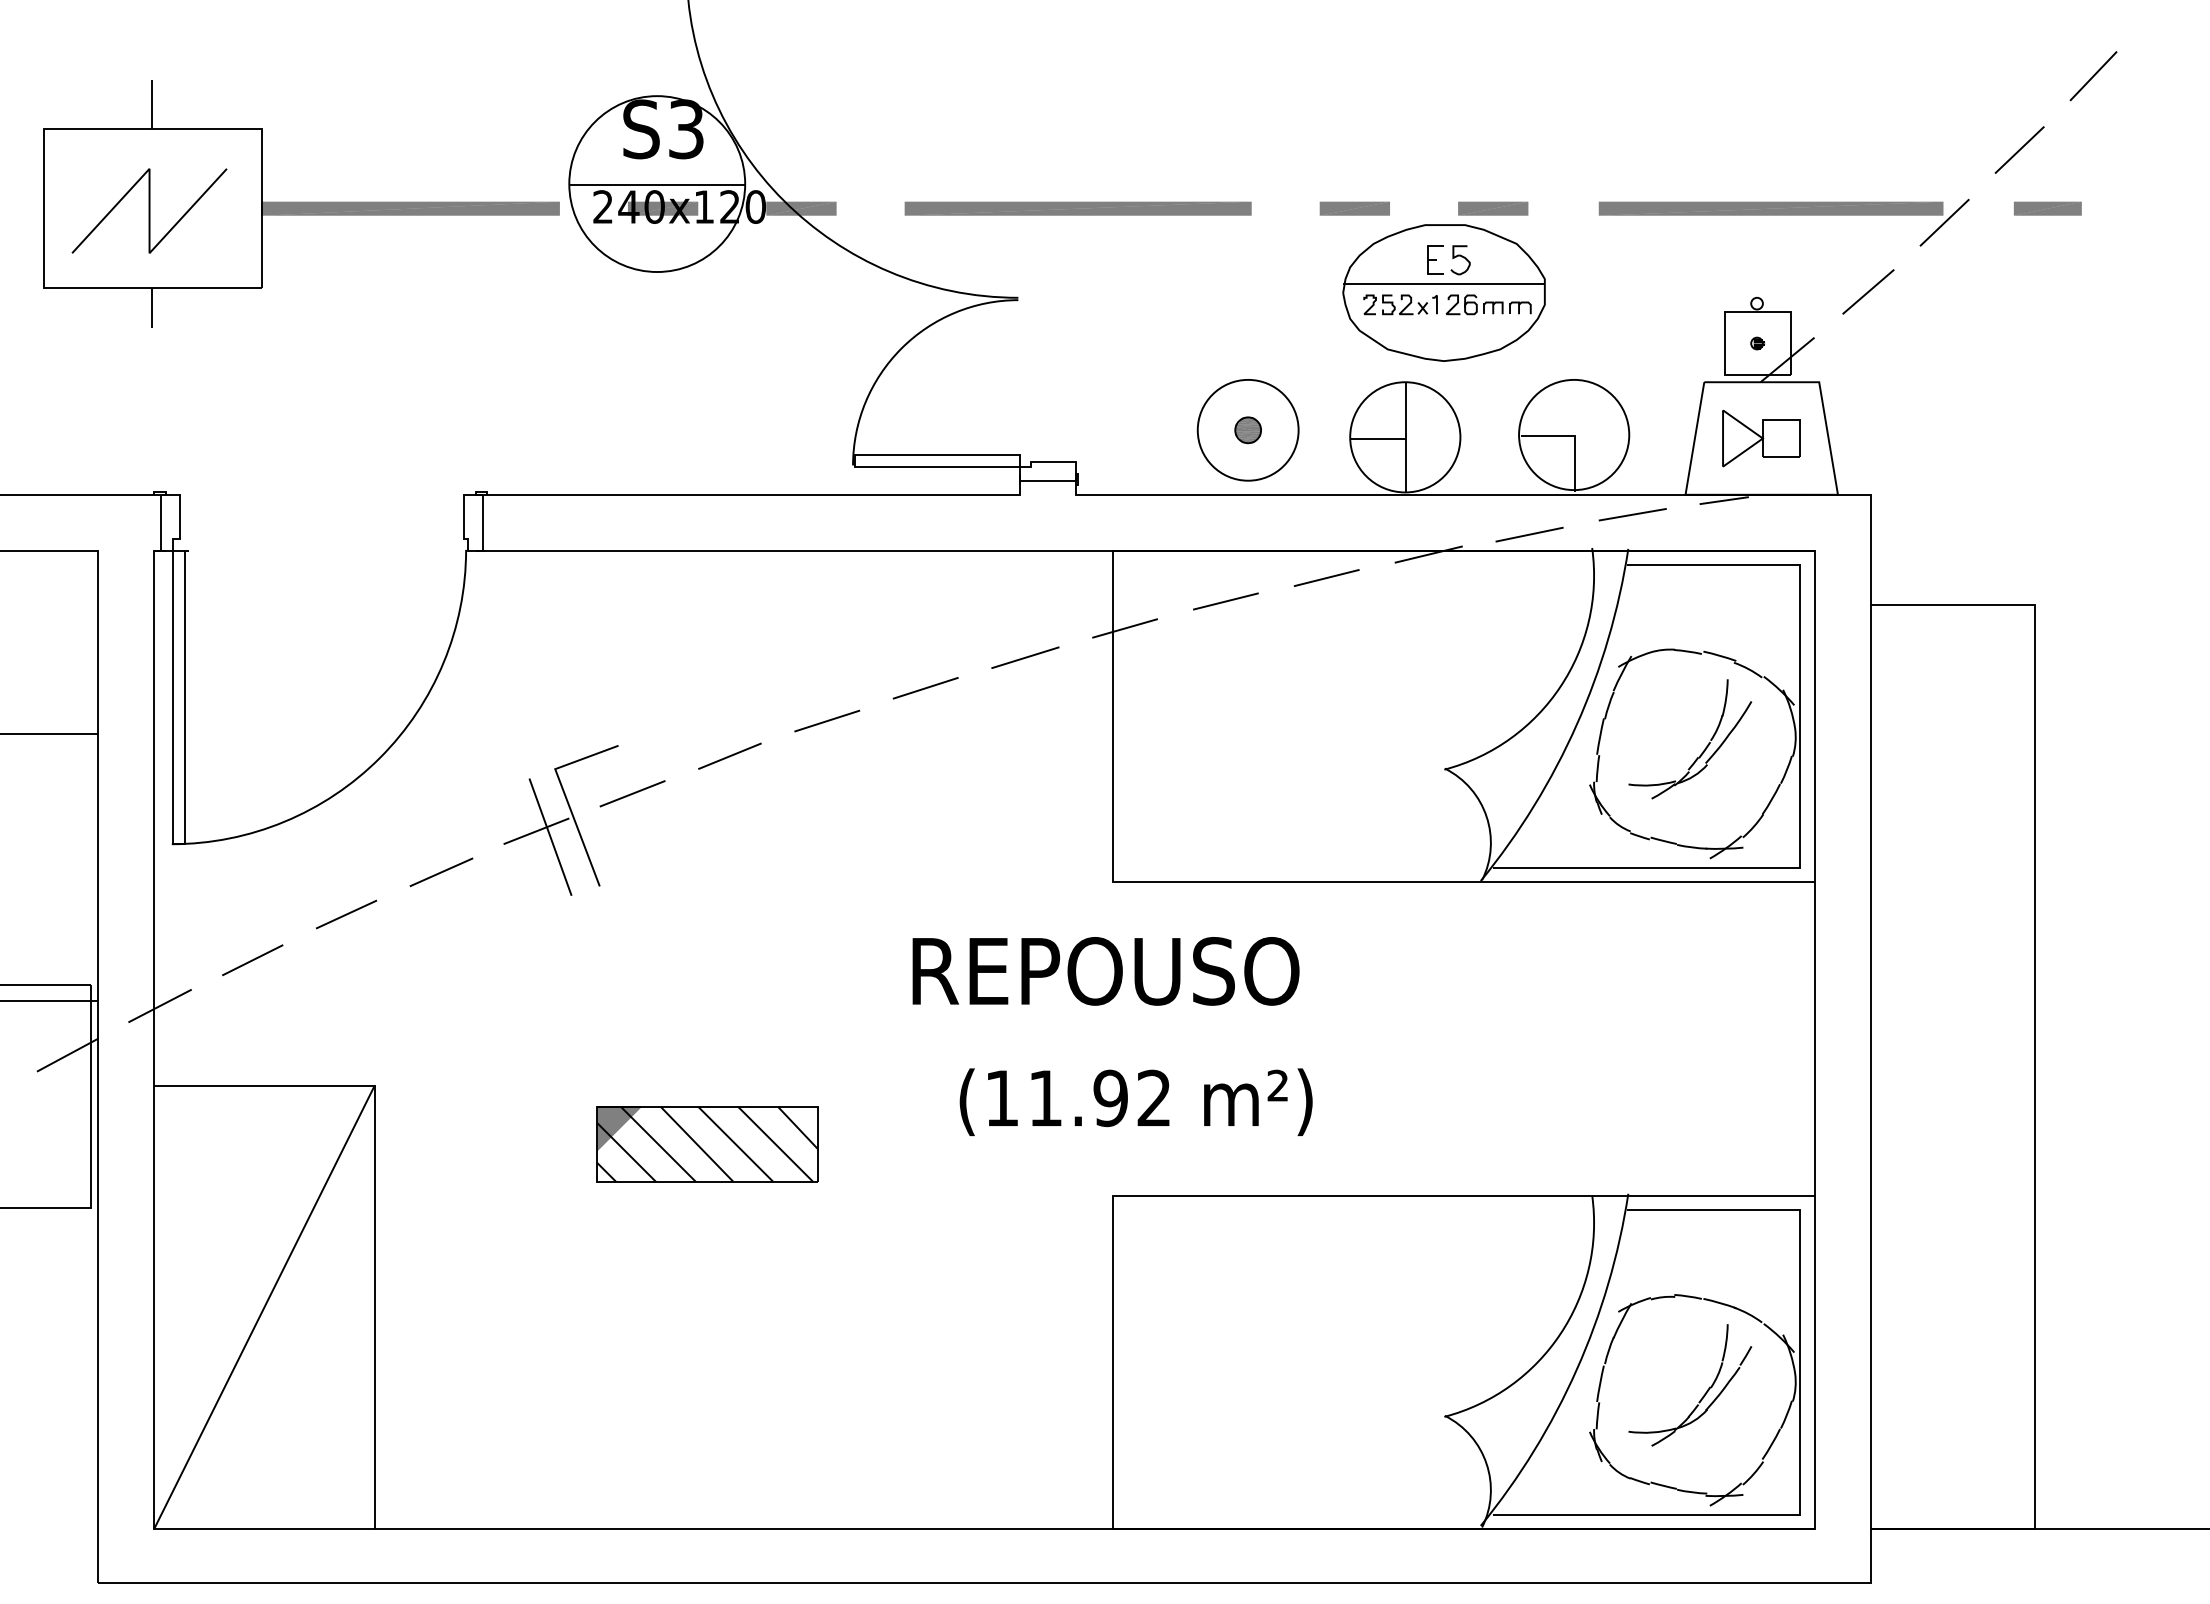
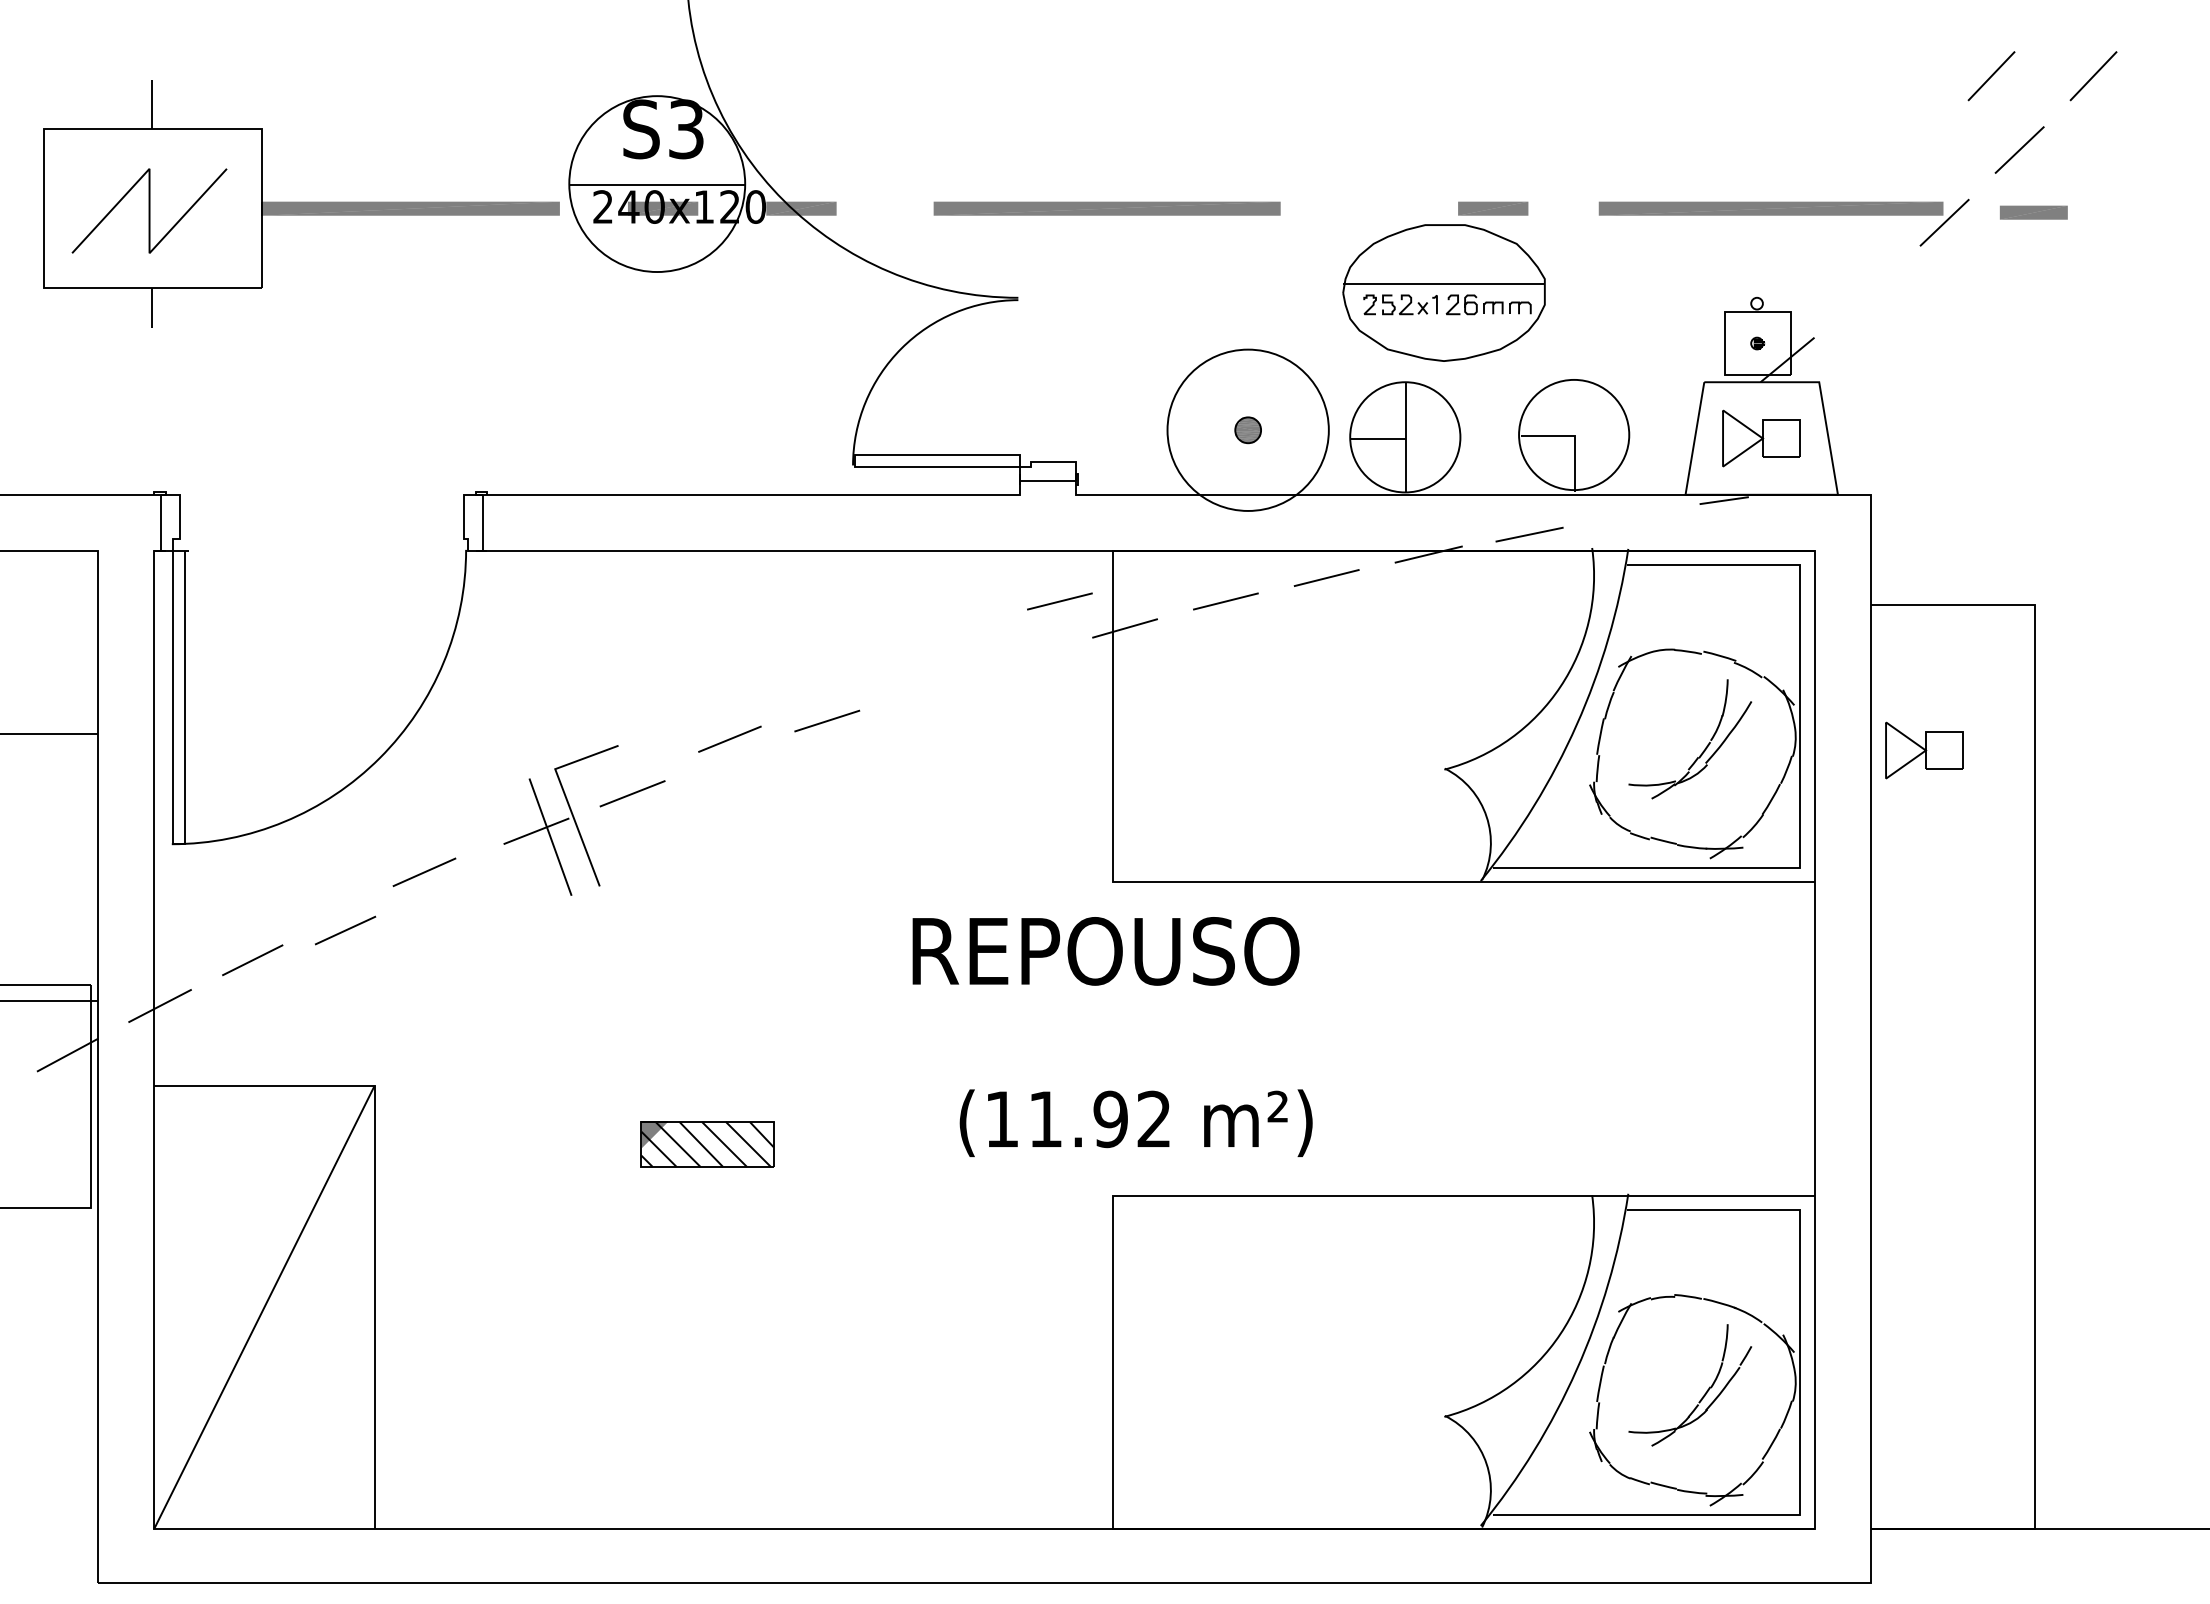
line: none -> present (1991, 76)
part position: (1077, 208) -> (1106, 208) (1106, 208)
part: present -> none (1354, 208)
part position: (2047, 208) -> (2033, 212) (2033, 212)
part: present -> none (1448, 260)
line: present -> none (1868, 291)
circle diameter: 101 px -> 161 px (1247, 429)
line: present -> none (1632, 514)
line: none -> present (1059, 601)
line: present -> none (1025, 657)
line: present -> none (925, 688)
part: none -> present (1924, 750)
line position: (729, 755) -> (729, 738) (729, 738)
line position: (441, 871) -> (424, 871) (424, 871)
line position: (346, 914) -> (345, 930) (345, 930)
text position: (1105, 971) -> (1105, 951) (1105, 951)
text position: (1135, 1101) -> (1135, 1122) (1135, 1122)
part size: 223x77 px -> 135x47 px (707, 1144)
